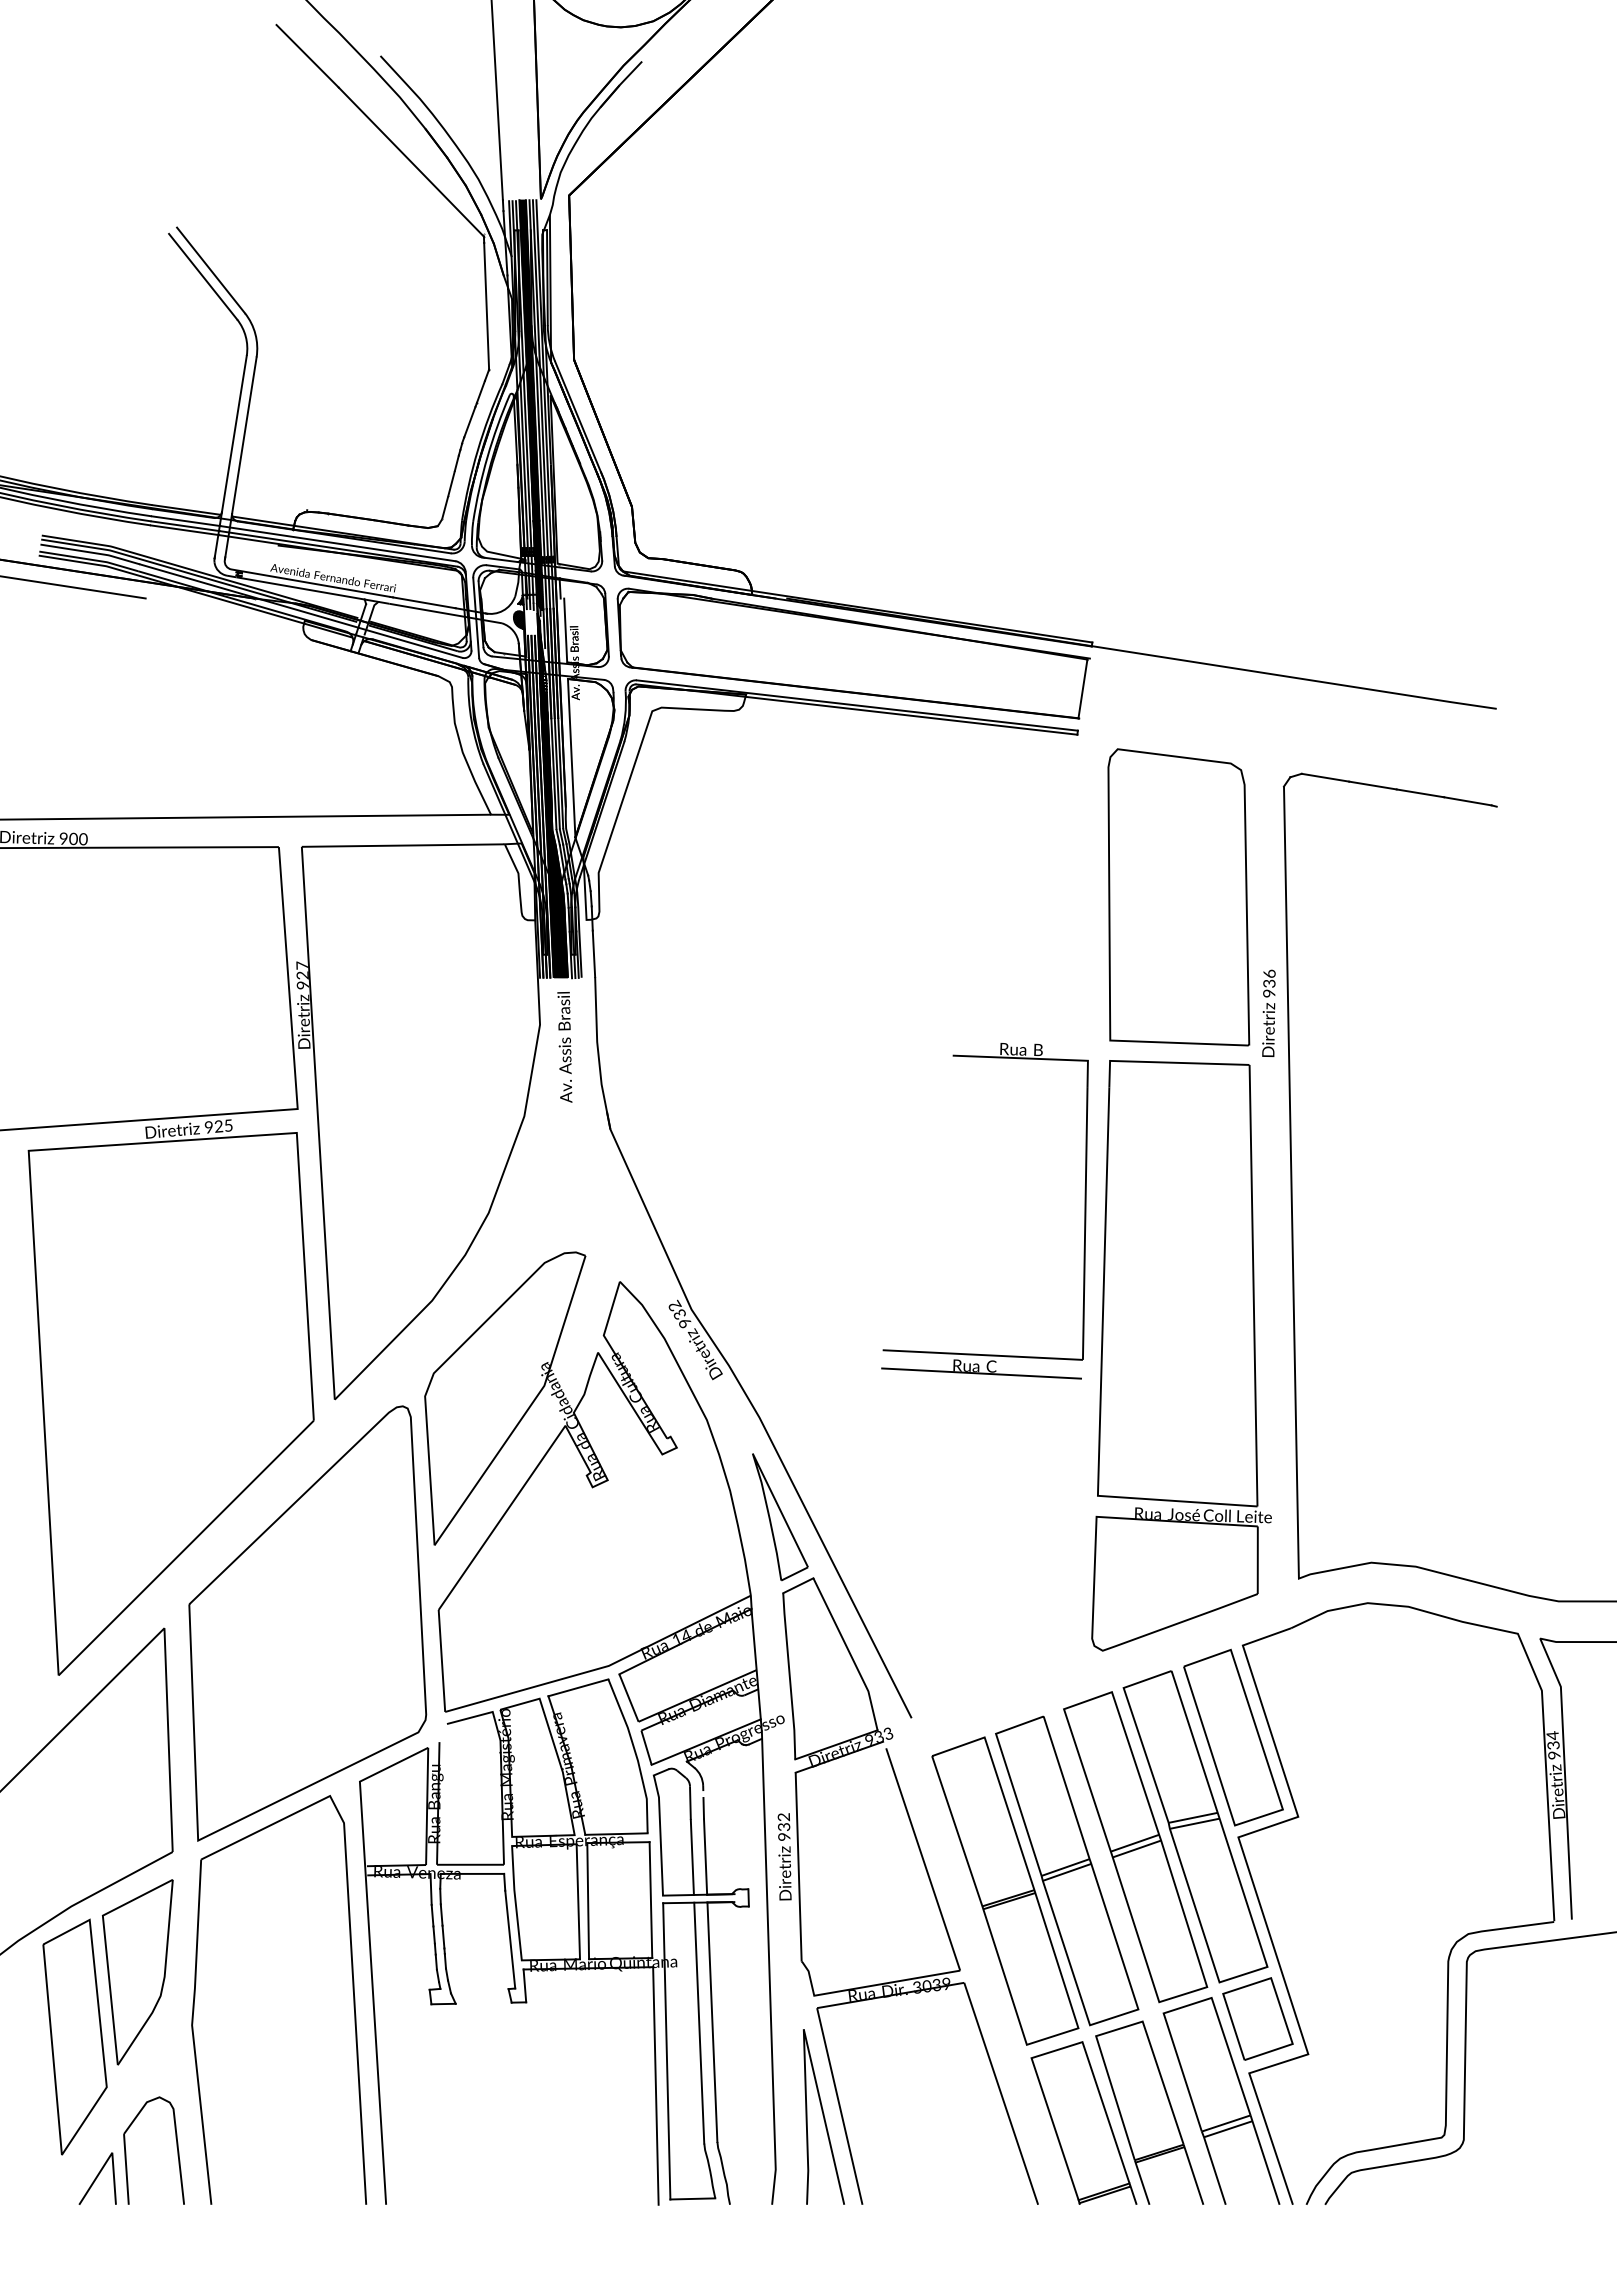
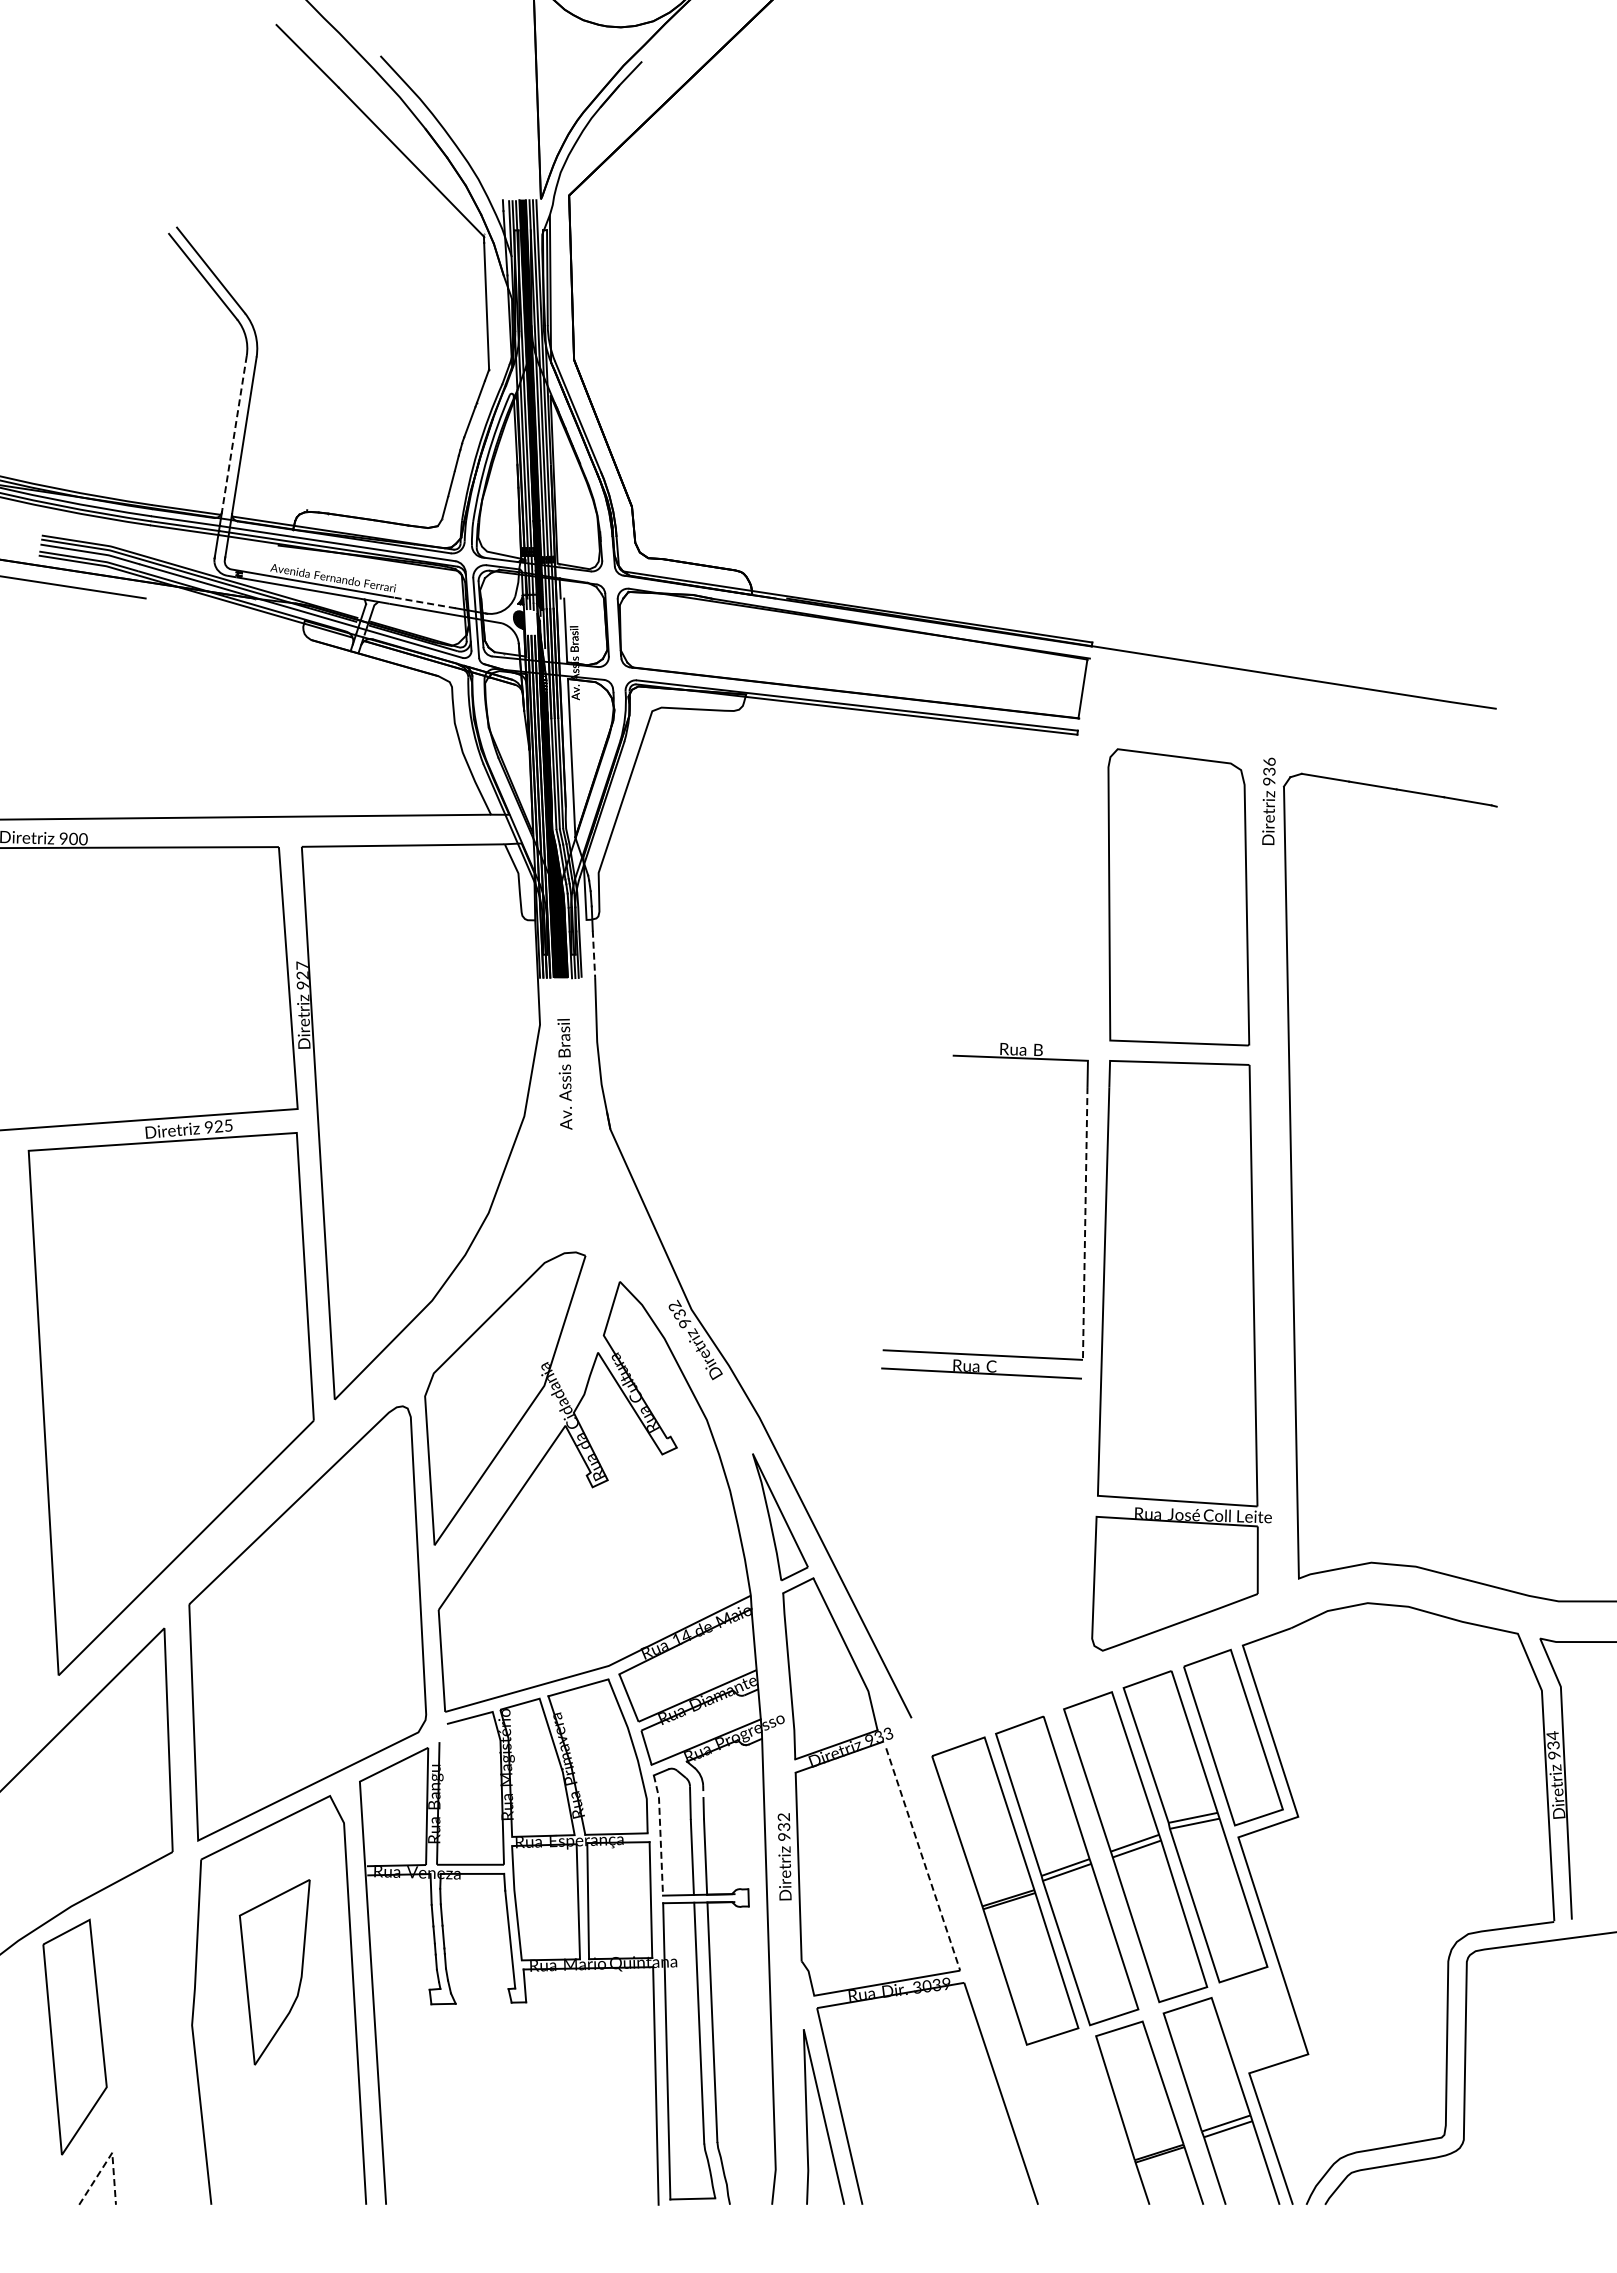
line: present -> none (496, 101)
line: solid -> dashed (234, 434)
line: solid -> dashed (424, 602)
line: solid -> dashed (593, 954)
text position: (1268, 1012) -> (1268, 800) (1268, 800)
text position: (564, 1047) -> (564, 1074) (564, 1074)
line: solid -> dashed (1085, 1223)
line: solid -> dashed (660, 1835)
line: solid -> dashed (923, 1859)
part position: (137, 1972) -> (274, 1972) (274, 1972)
part: present -> none (1257, 2018)
part: present -> none (1083, 2122)
part: present -> none (176, 2147)
line: solid -> dashed (110, 2156)
